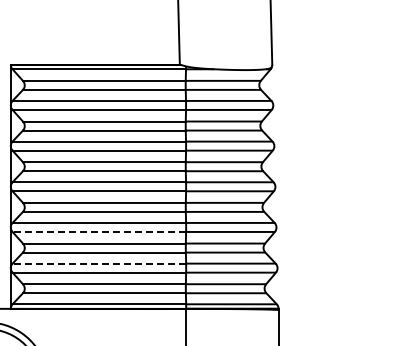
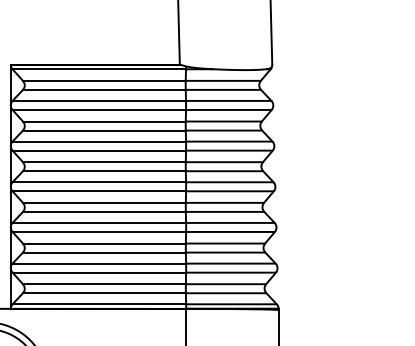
line: dashed -> solid (99, 231)
line: dashed -> solid (99, 263)
